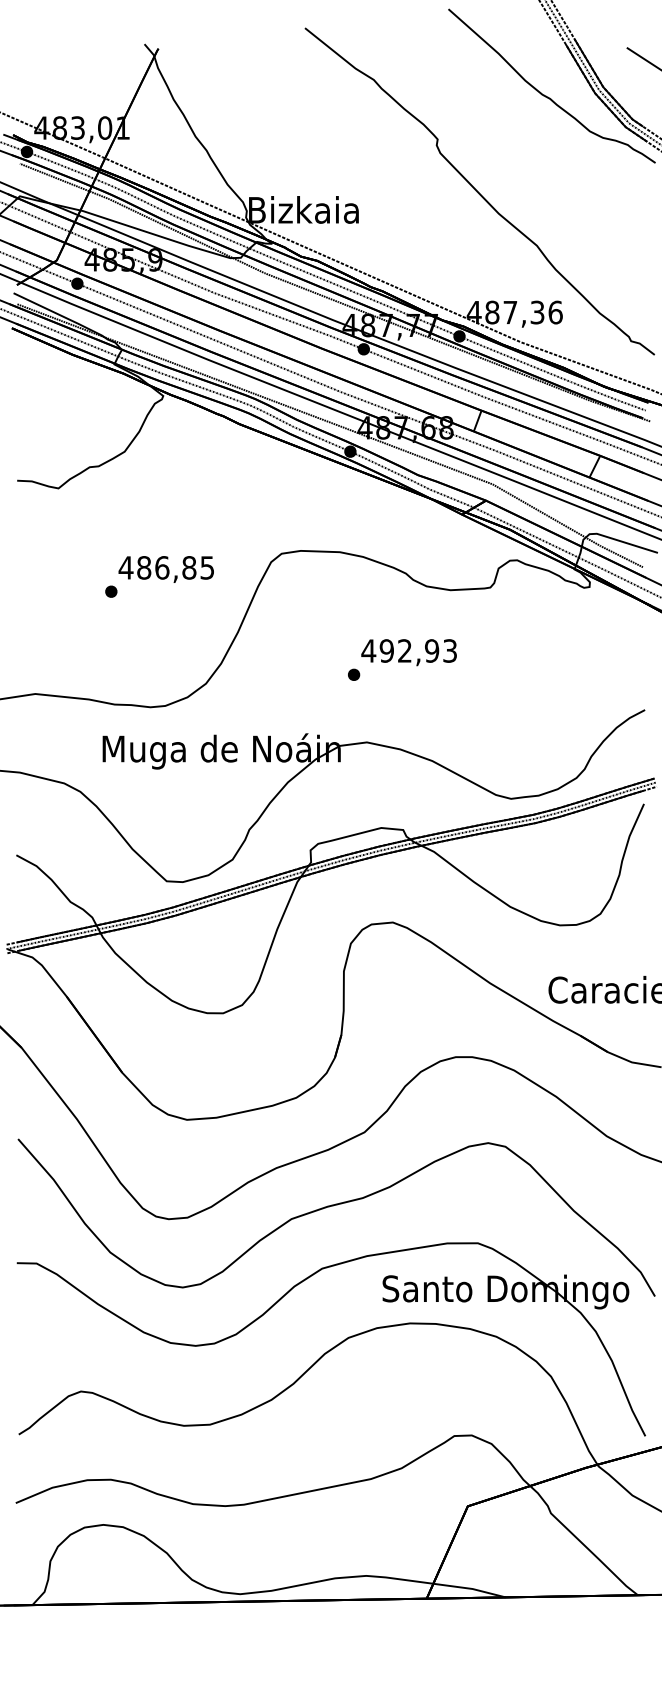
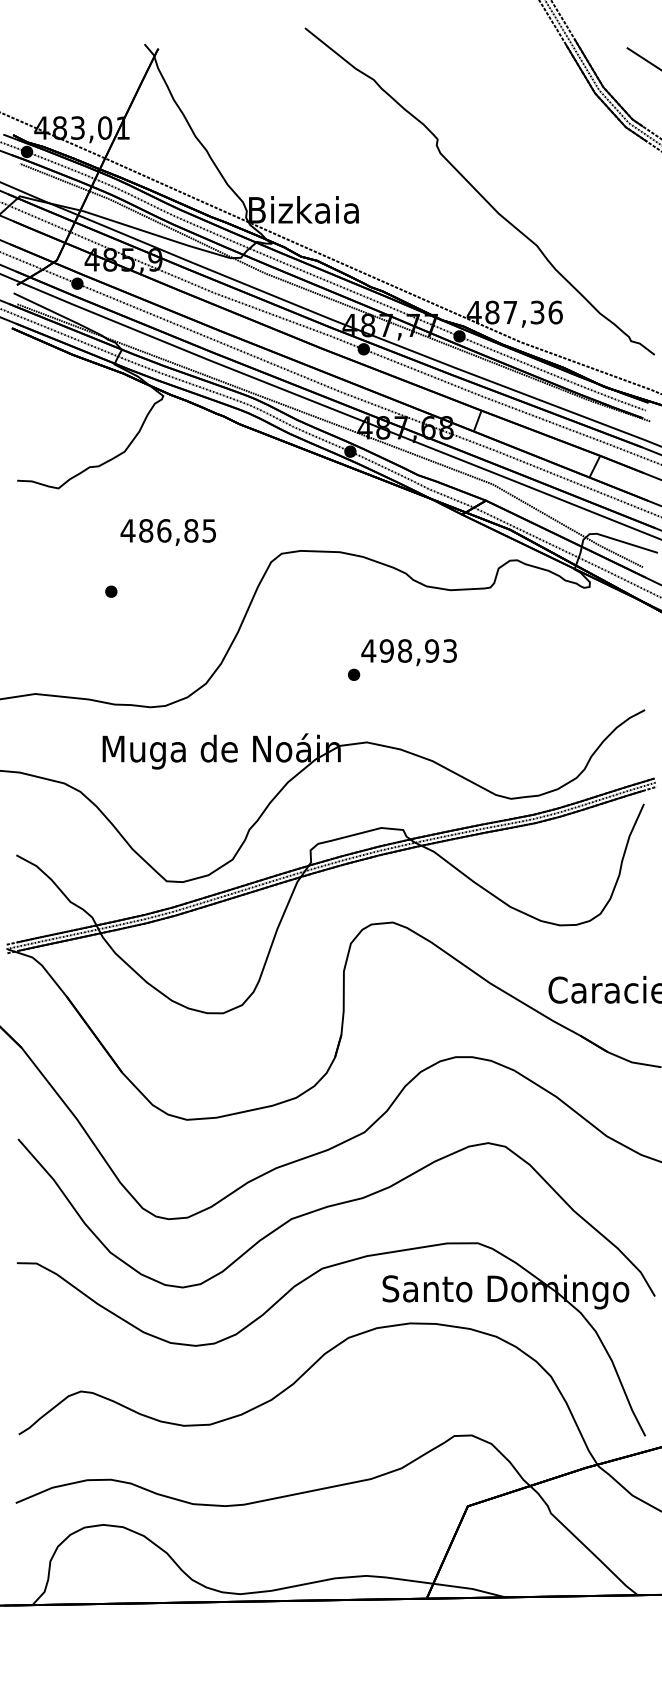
curve: present -> none (546, 95)
text position: (165, 569) -> (167, 532) (167, 532)
text: 492,93 -> 498,93 (405, 650)
